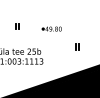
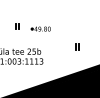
part position: (51, 28) -> (40, 28) (40, 28)
